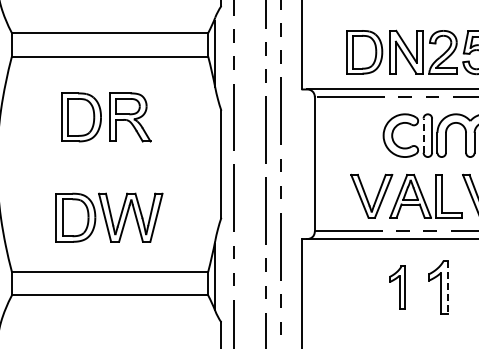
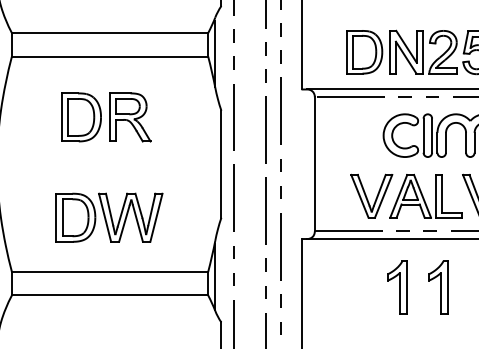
line: dashed -> solid (423, 135)
part size: 17x45 px -> 21x55 px (397, 287)
line: dashed -> solid (447, 287)
